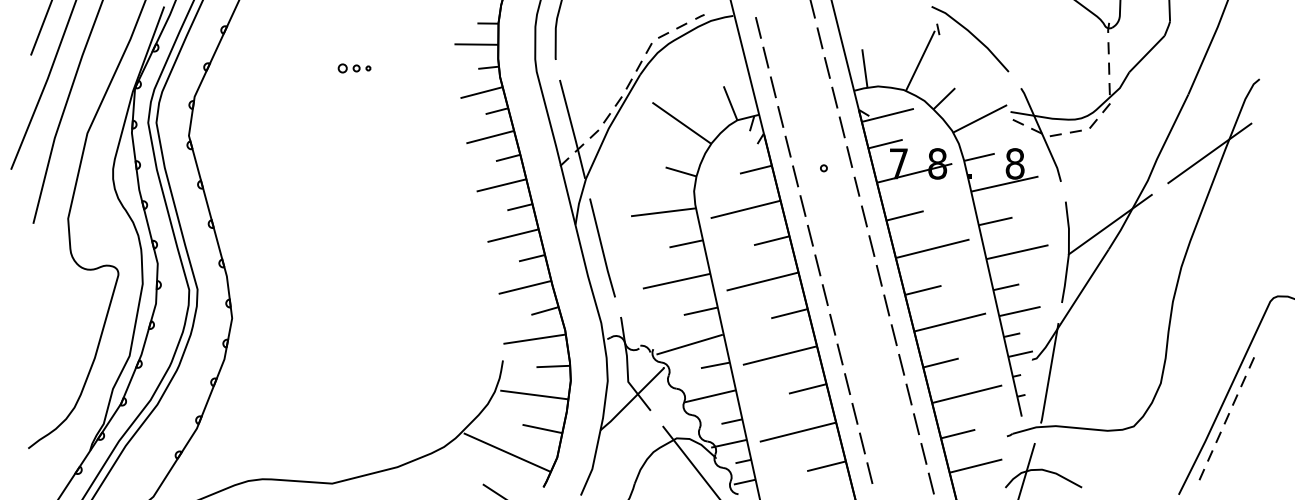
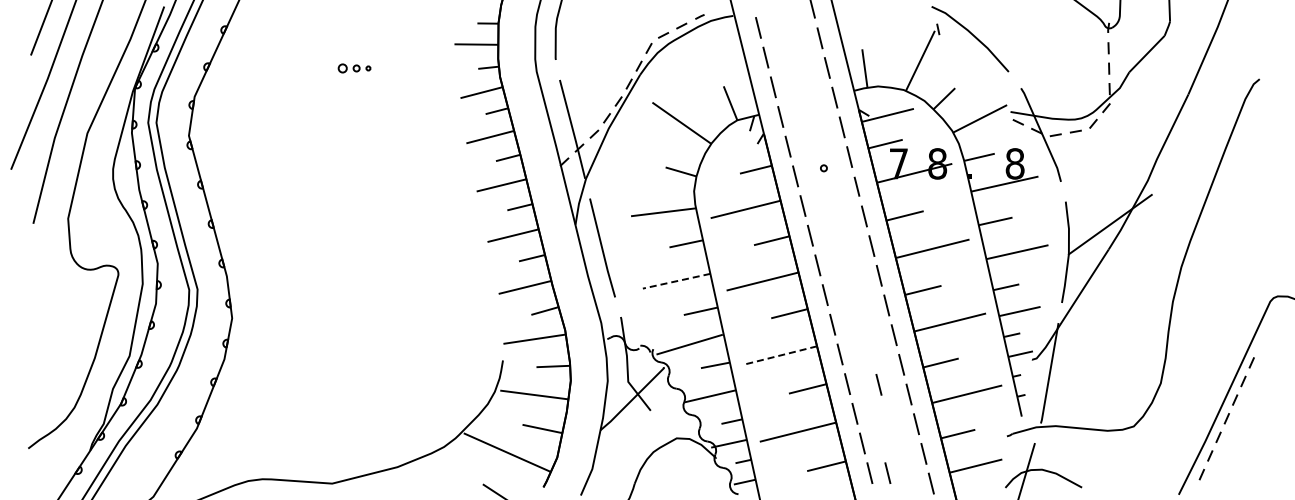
line: present -> none (1209, 153)
line: solid -> dashed (676, 281)
line: solid -> dashed (779, 355)
line: none -> present (878, 384)
line: present -> none (690, 461)
line: none -> present (887, 472)
